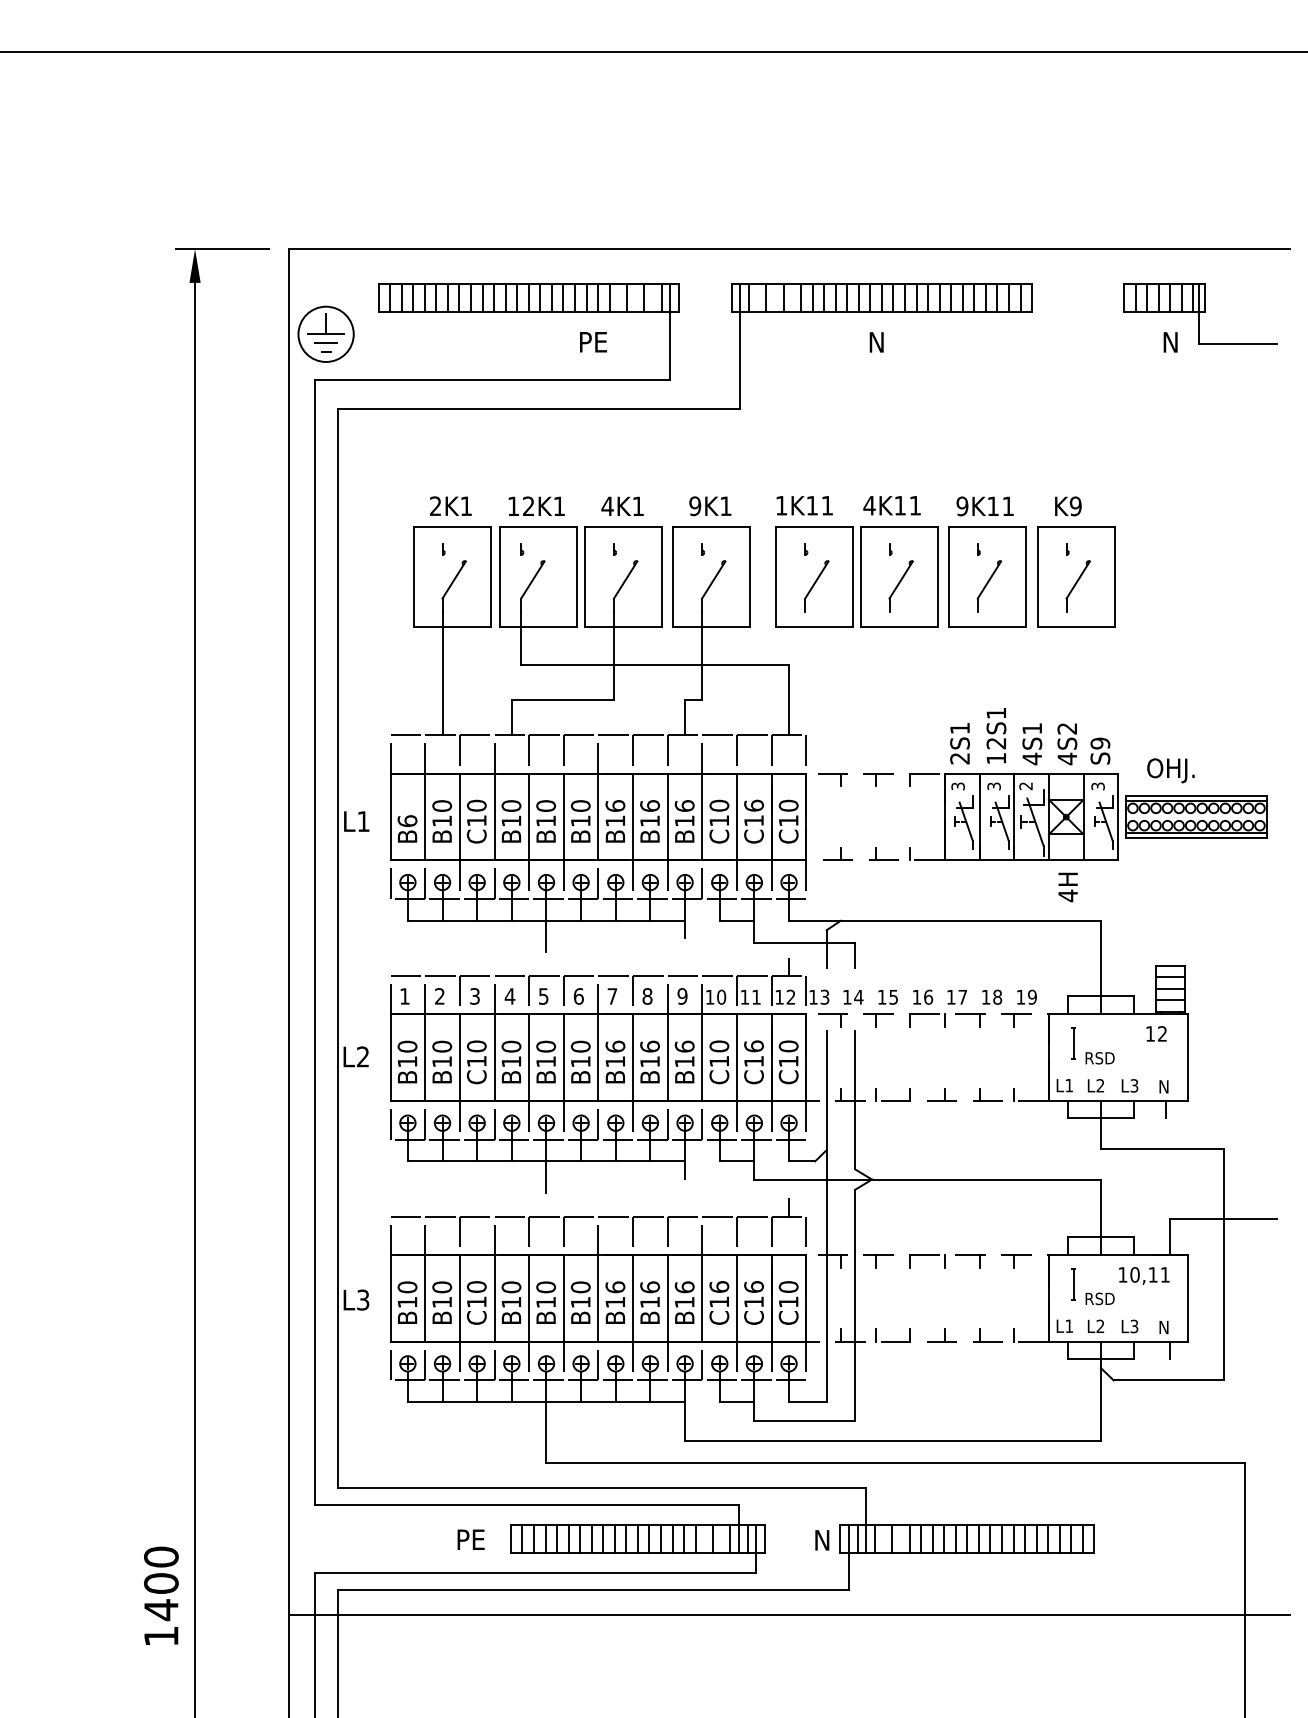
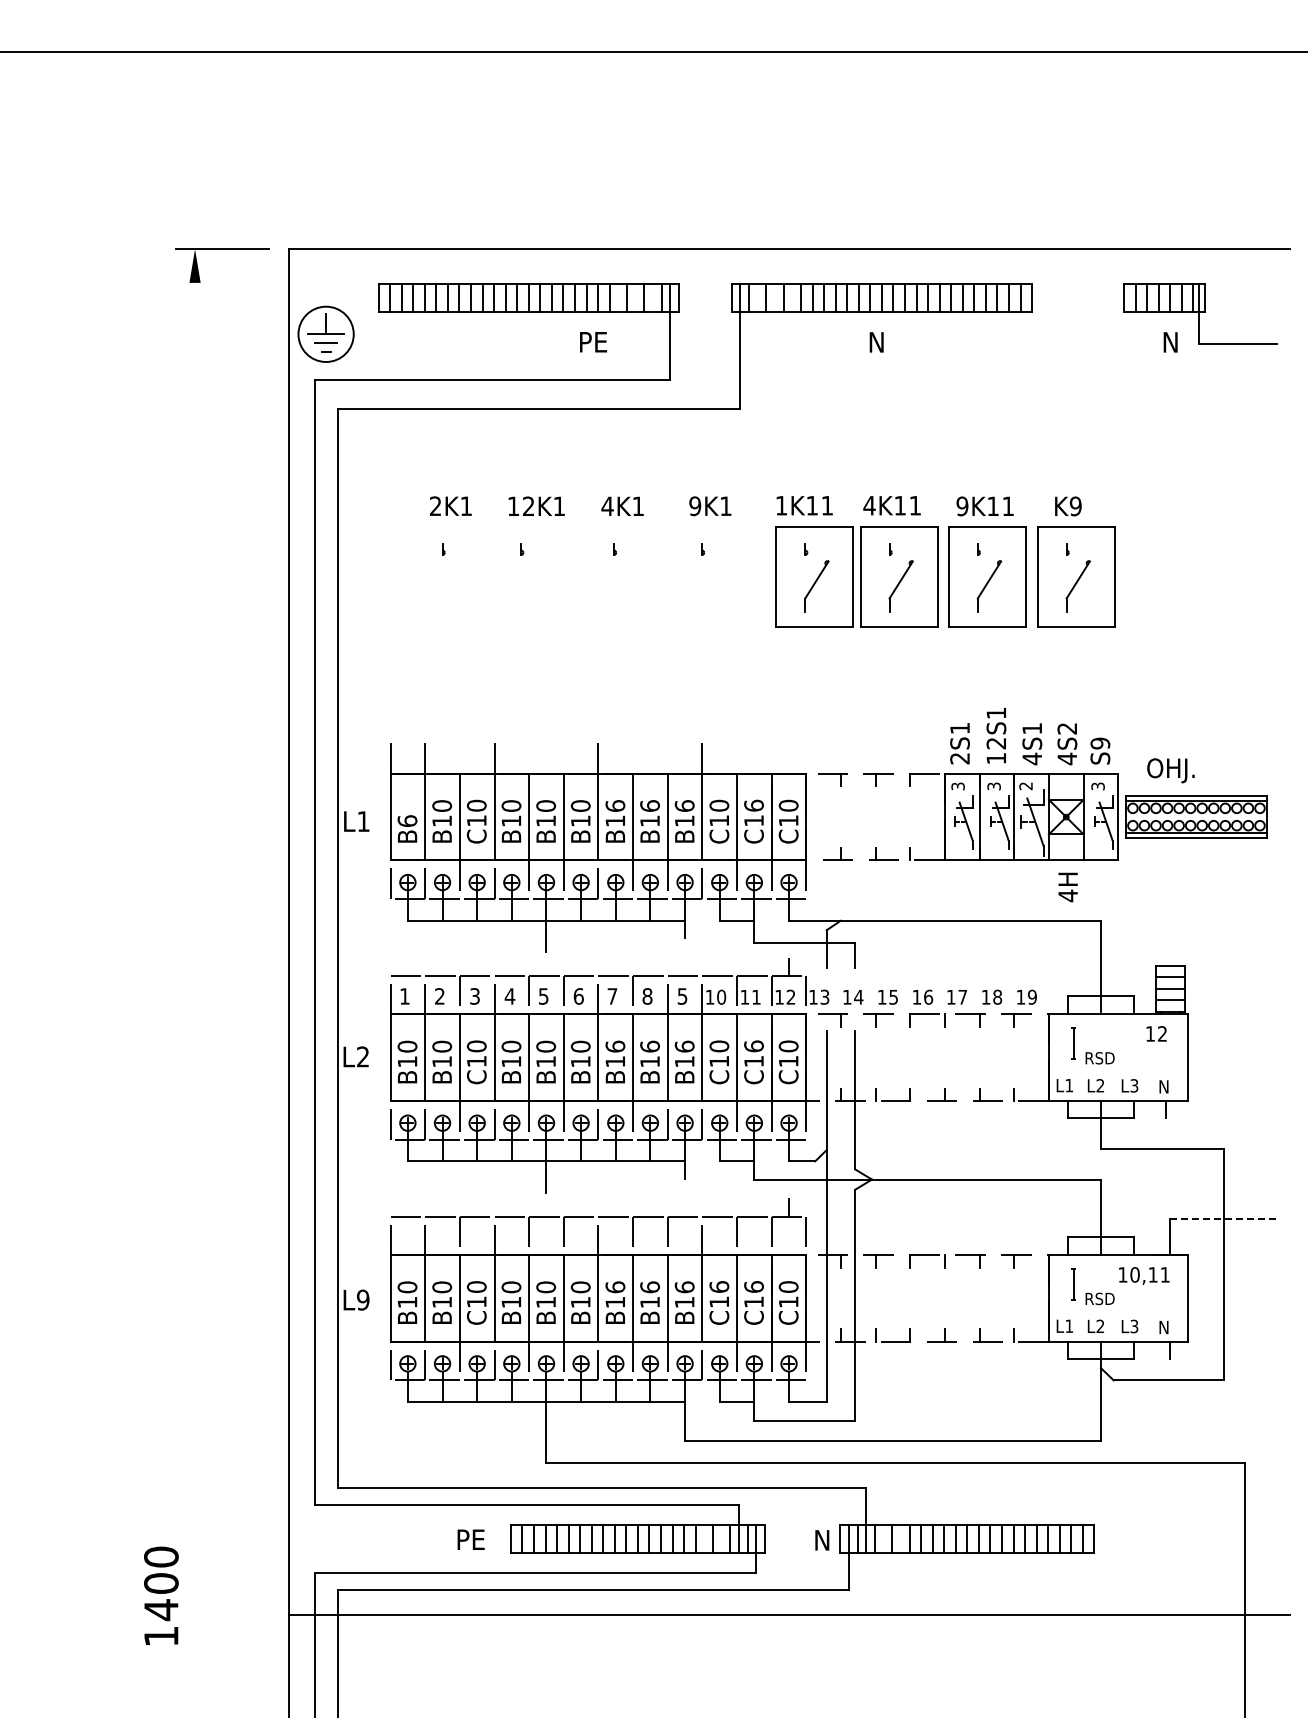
part: present -> none (613, 645)
text: 9 -> 5 (682, 996)
line: present -> none (195, 998)
line: solid -> dashed (1223, 1219)
text: L3 -> L9 (362, 1299)
